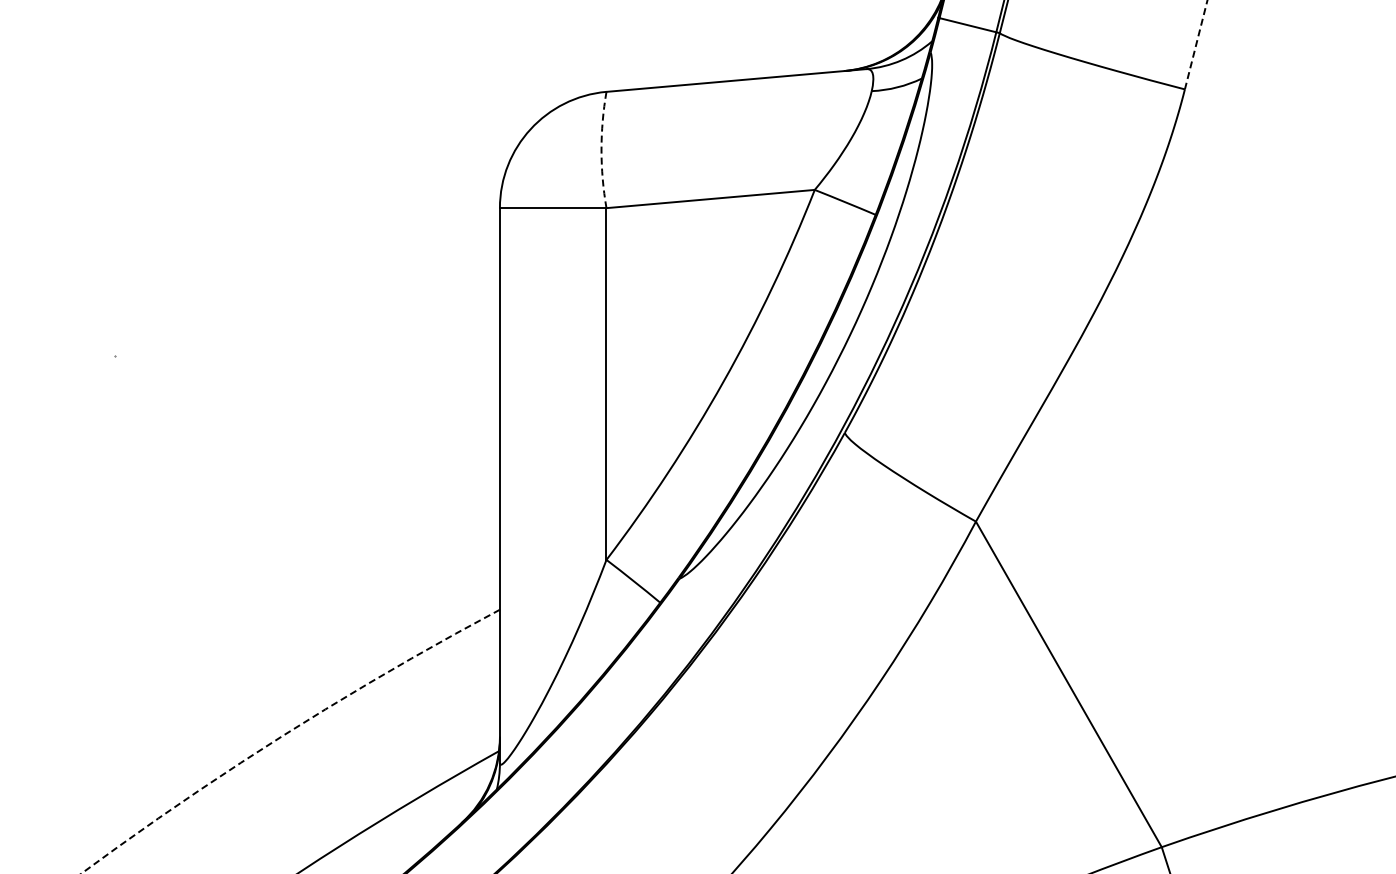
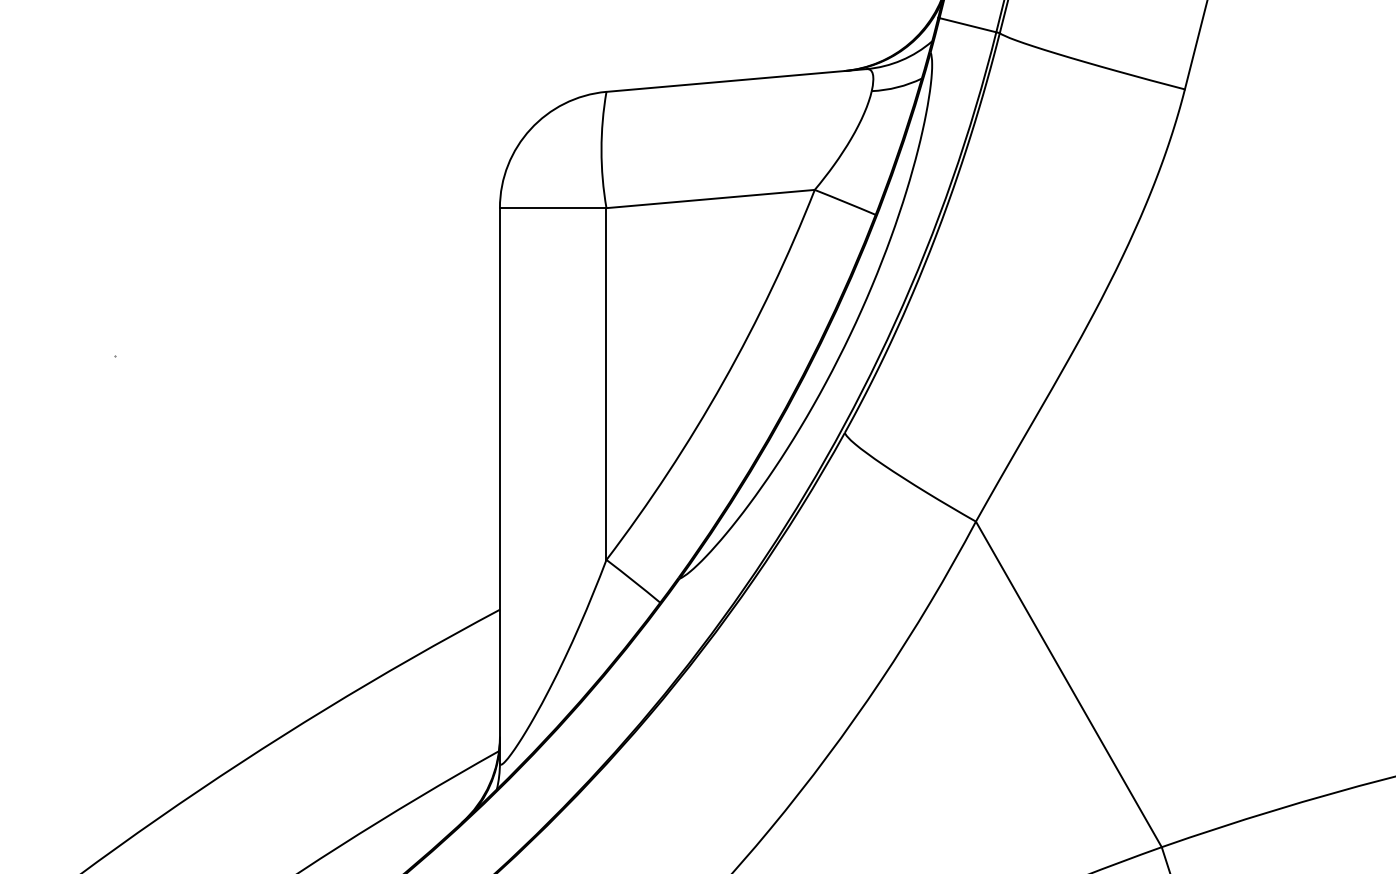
line: dashed -> solid (1196, 44)
arc: dashed -> solid (601, 150)
arc: dashed -> solid (286, 733)
